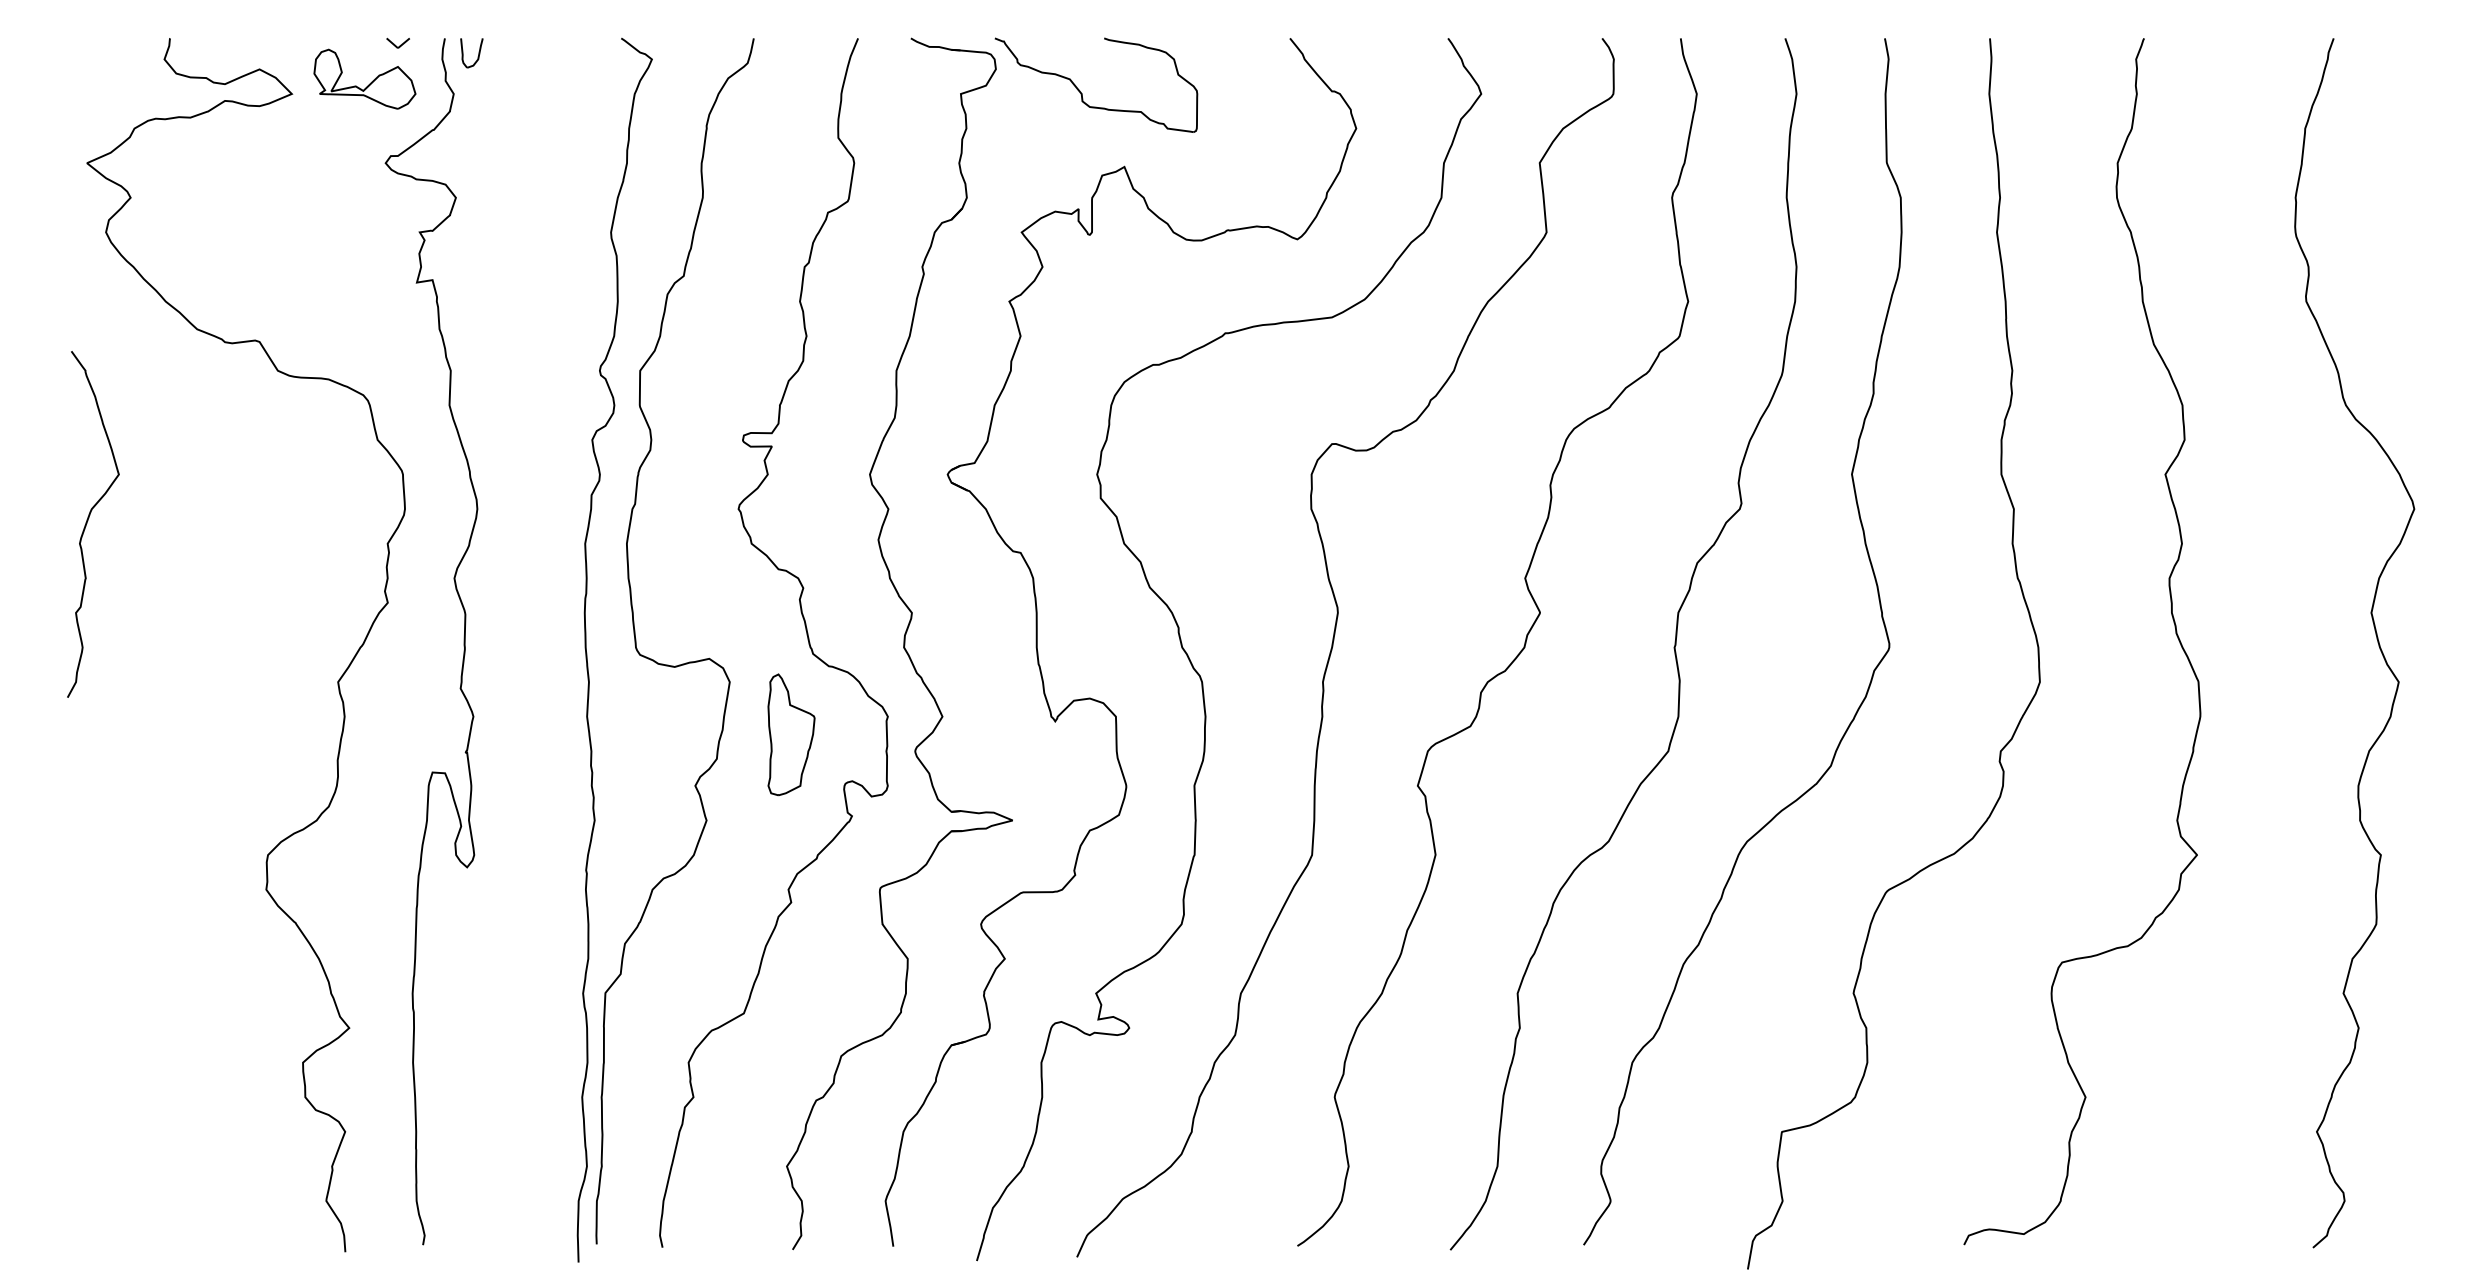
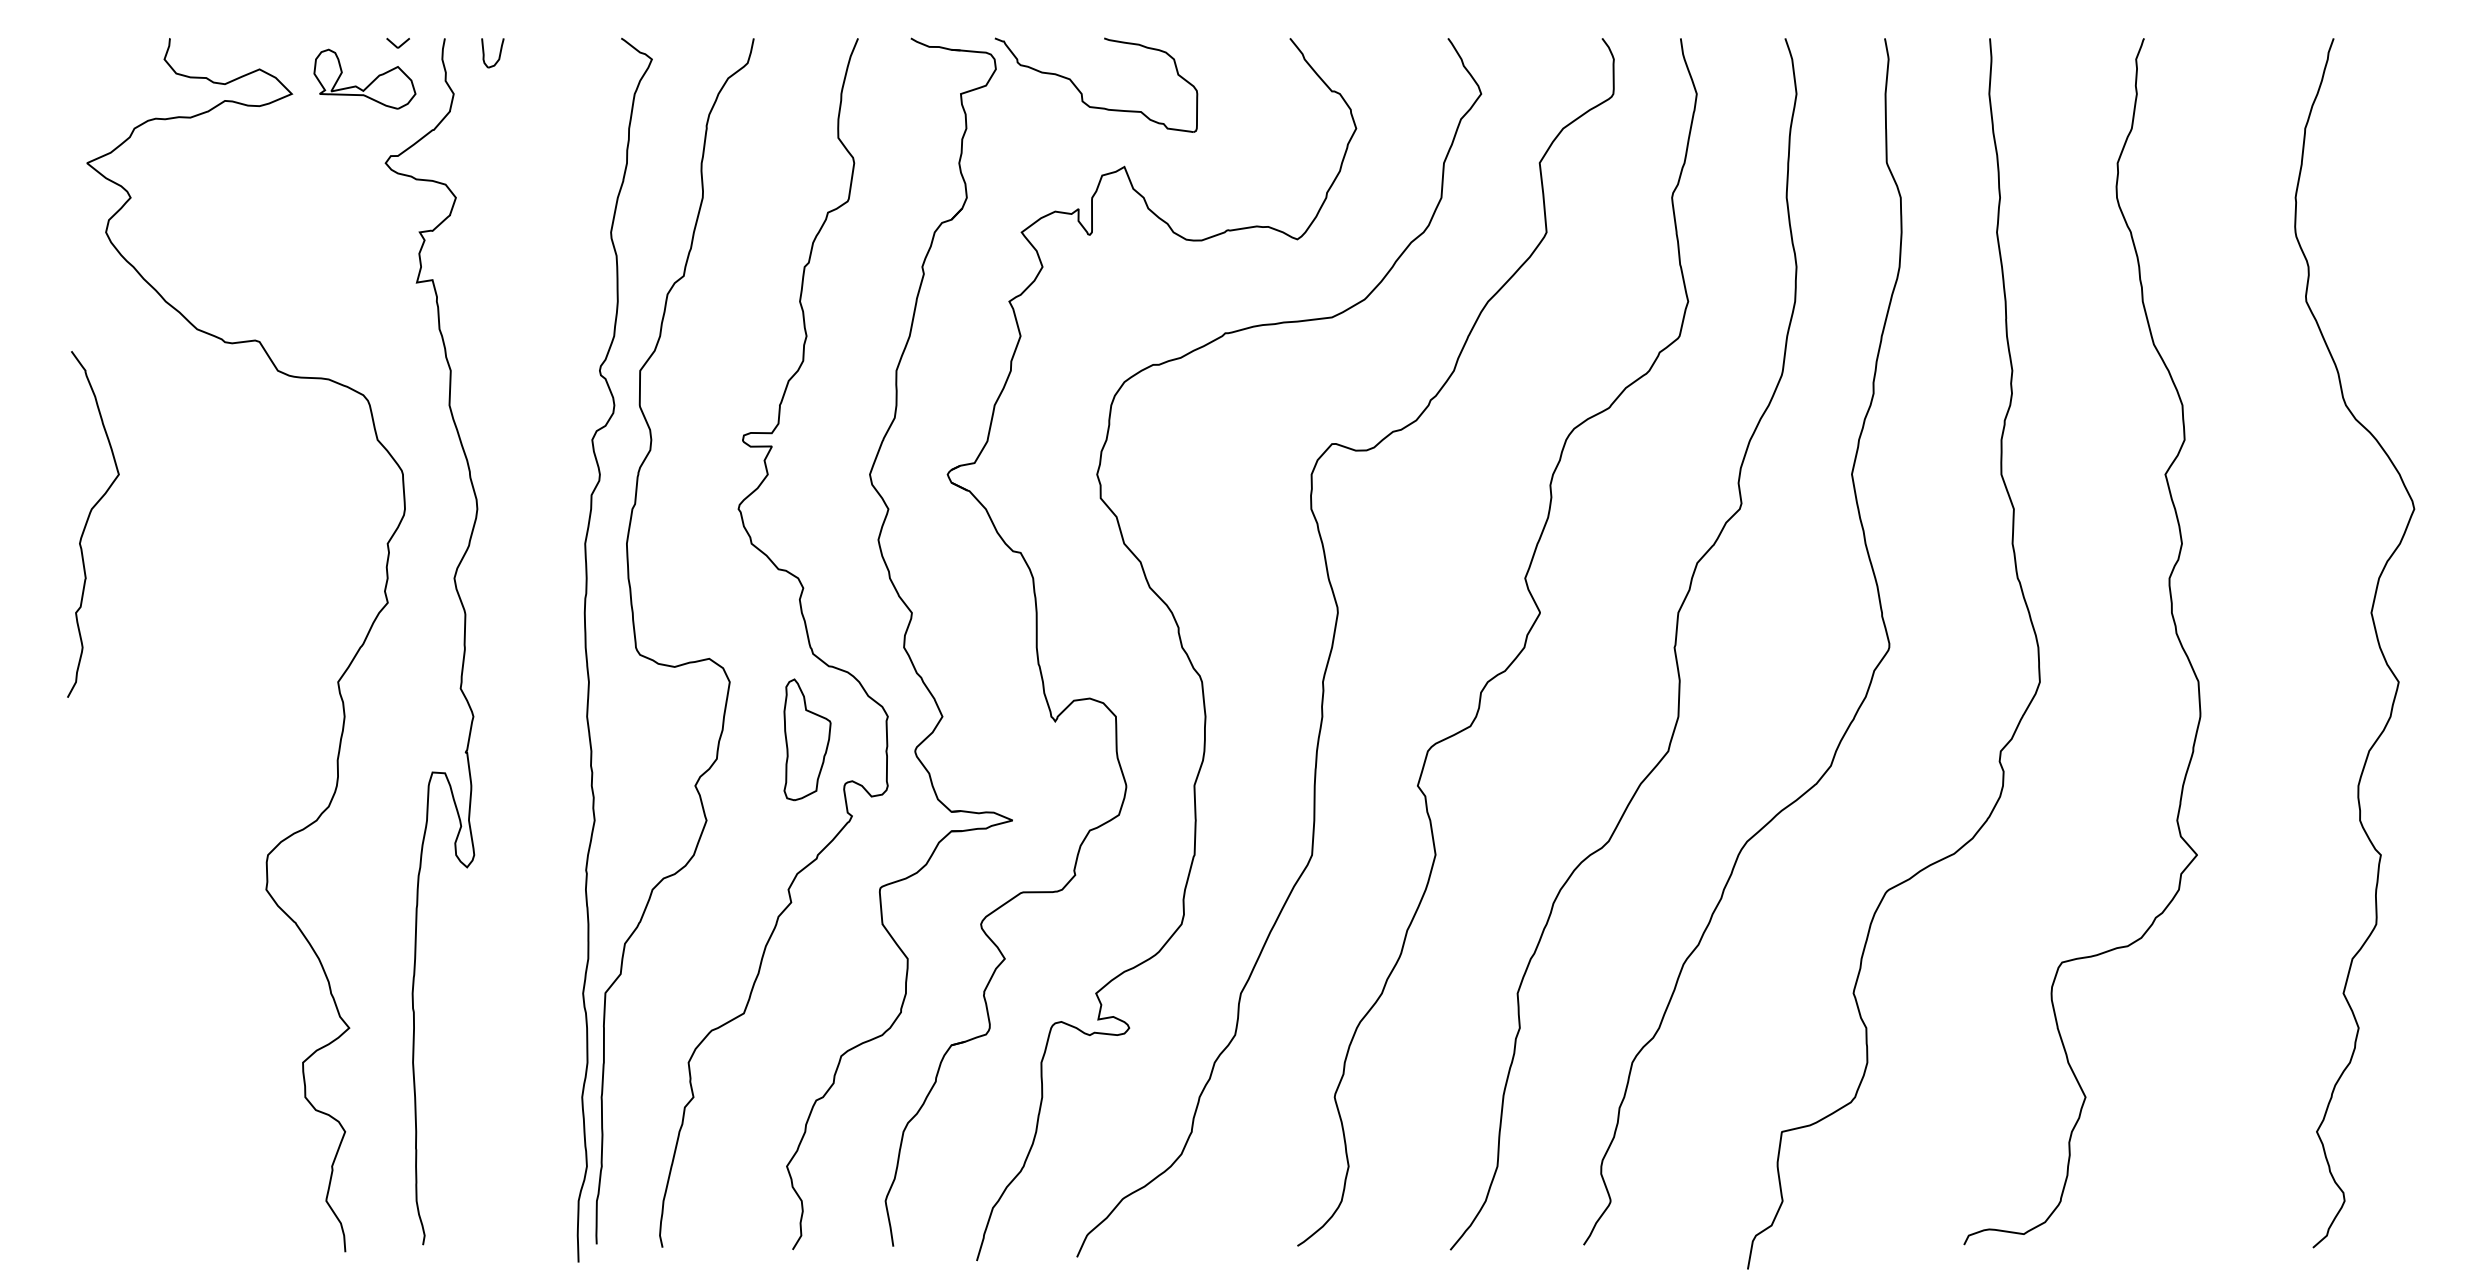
part position: (477, 56) -> (498, 56) (498, 56)
part position: (791, 734) -> (807, 739) (807, 739)
